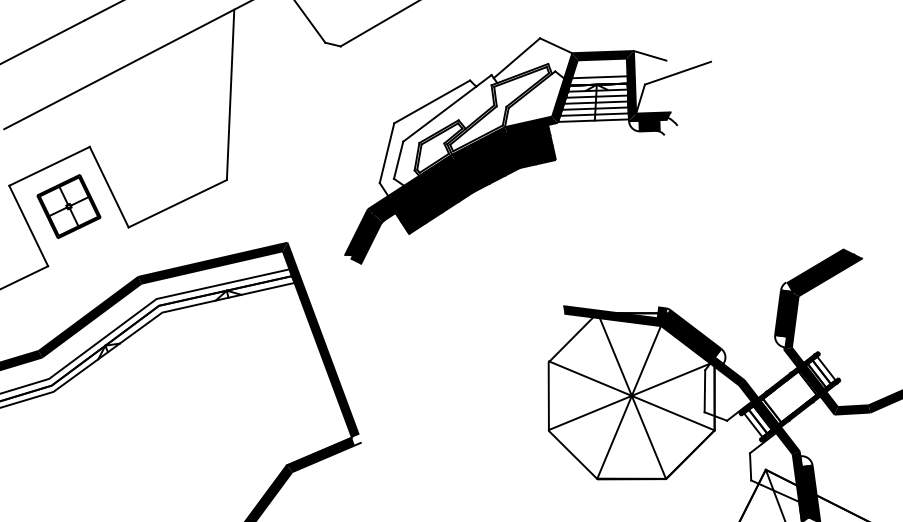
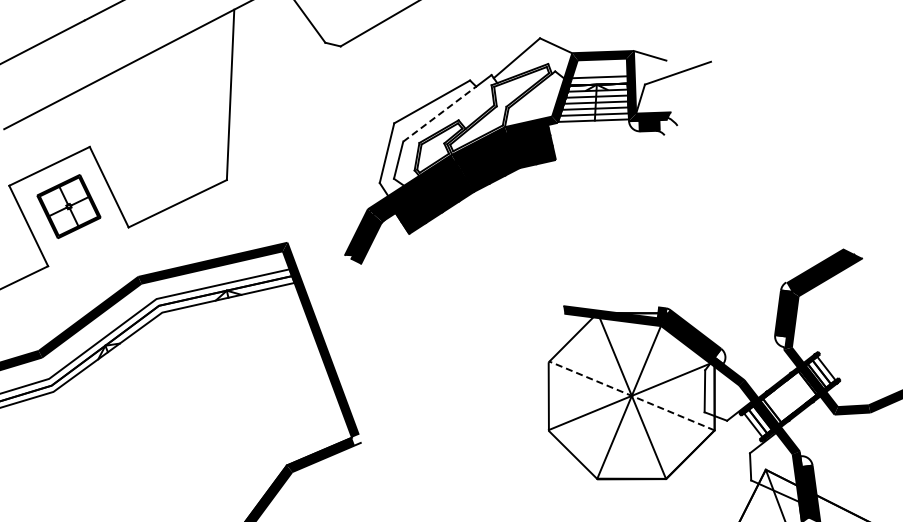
line: solid -> dashed (439, 114)
line: solid -> dashed (631, 395)
